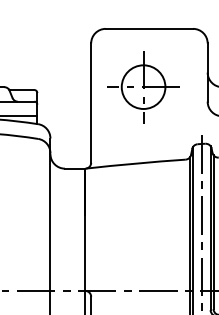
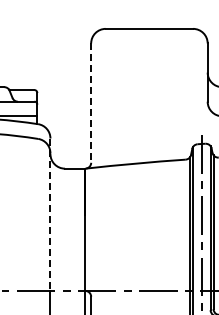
part: present -> none (143, 87)
line: solid -> dashed (91, 103)
line: solid -> dashed (50, 215)
